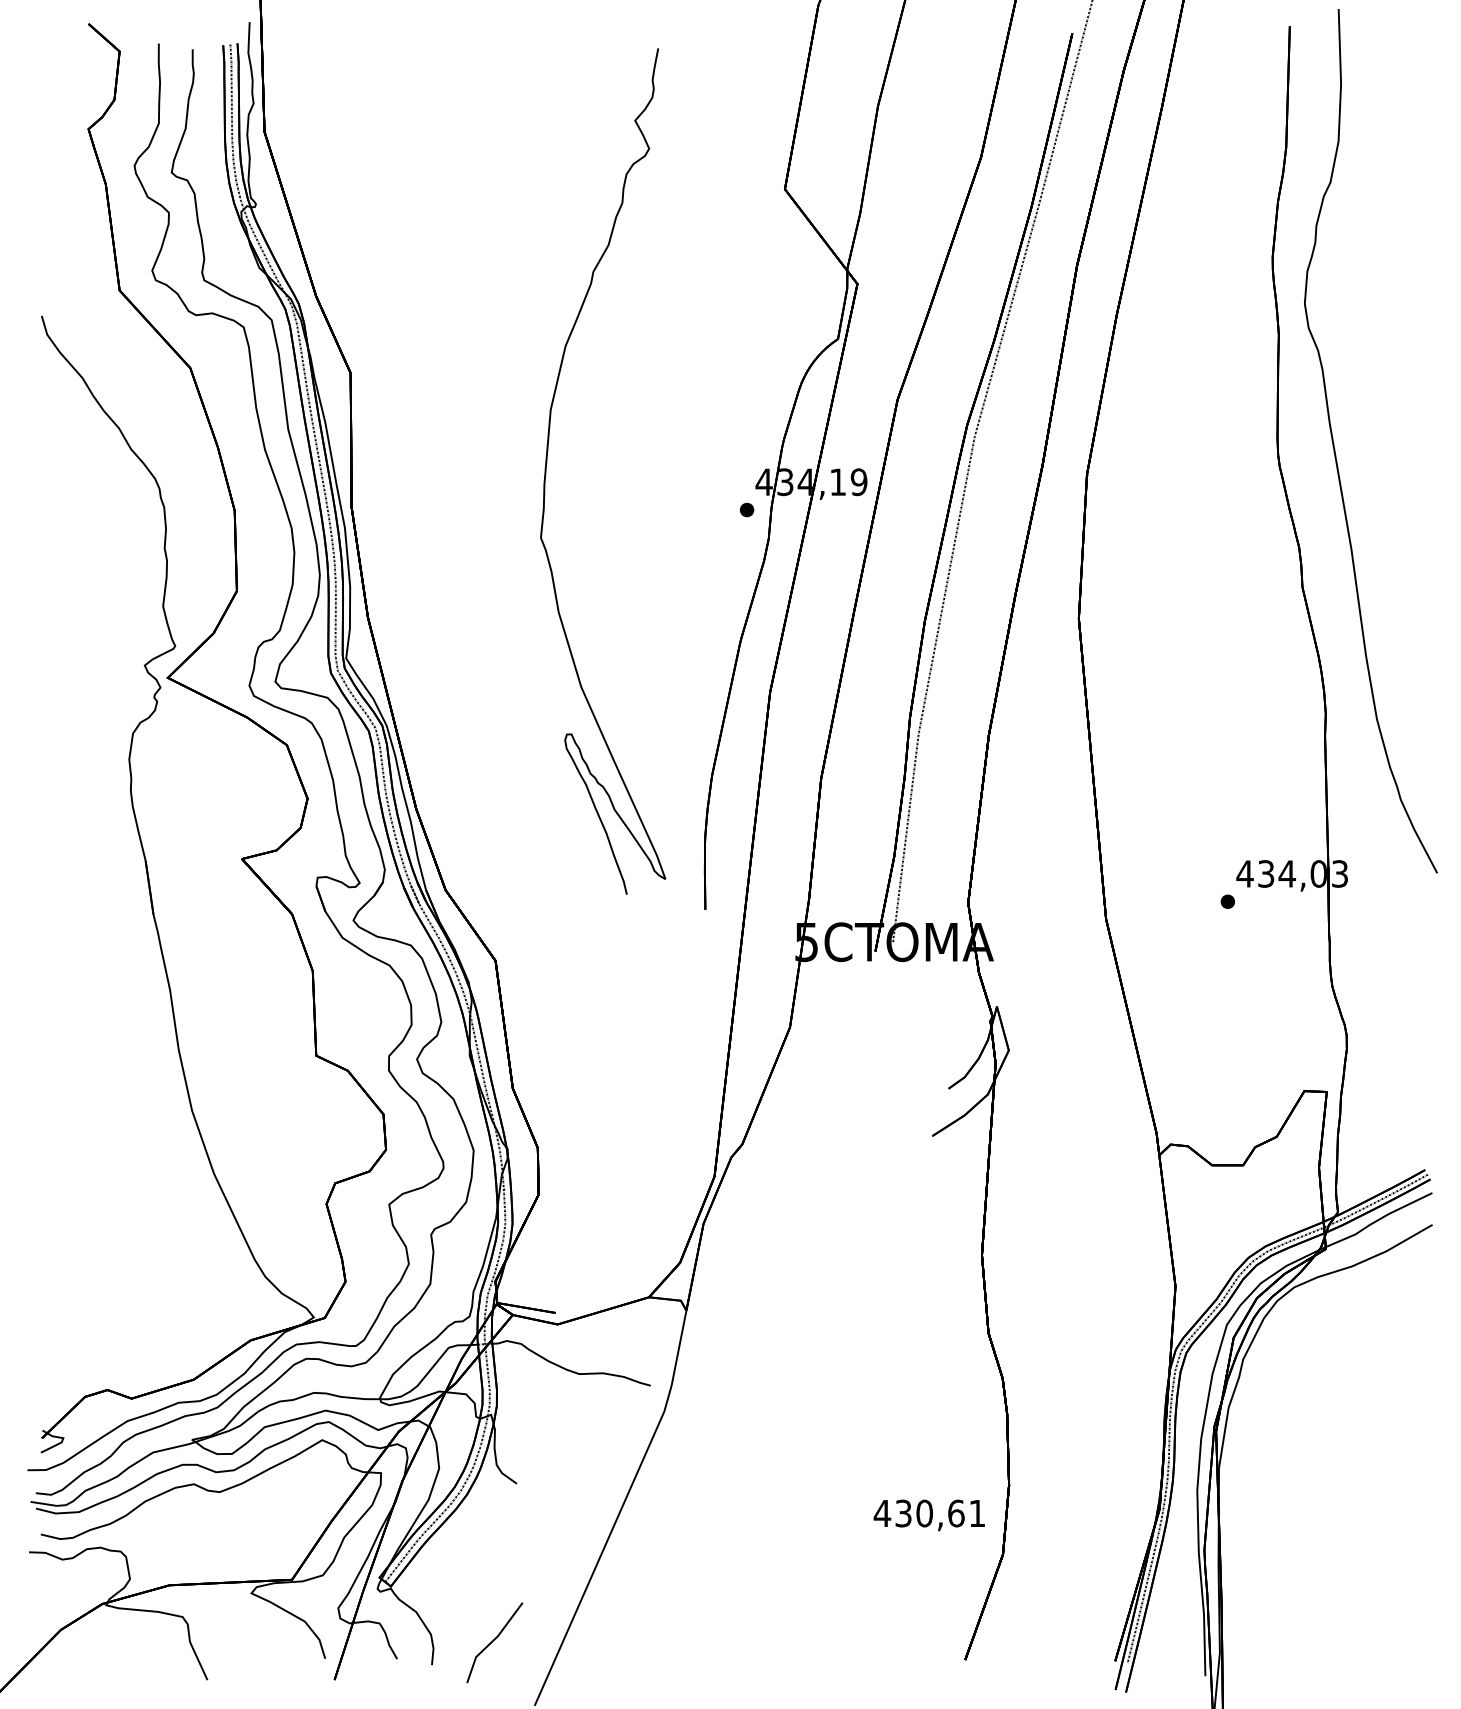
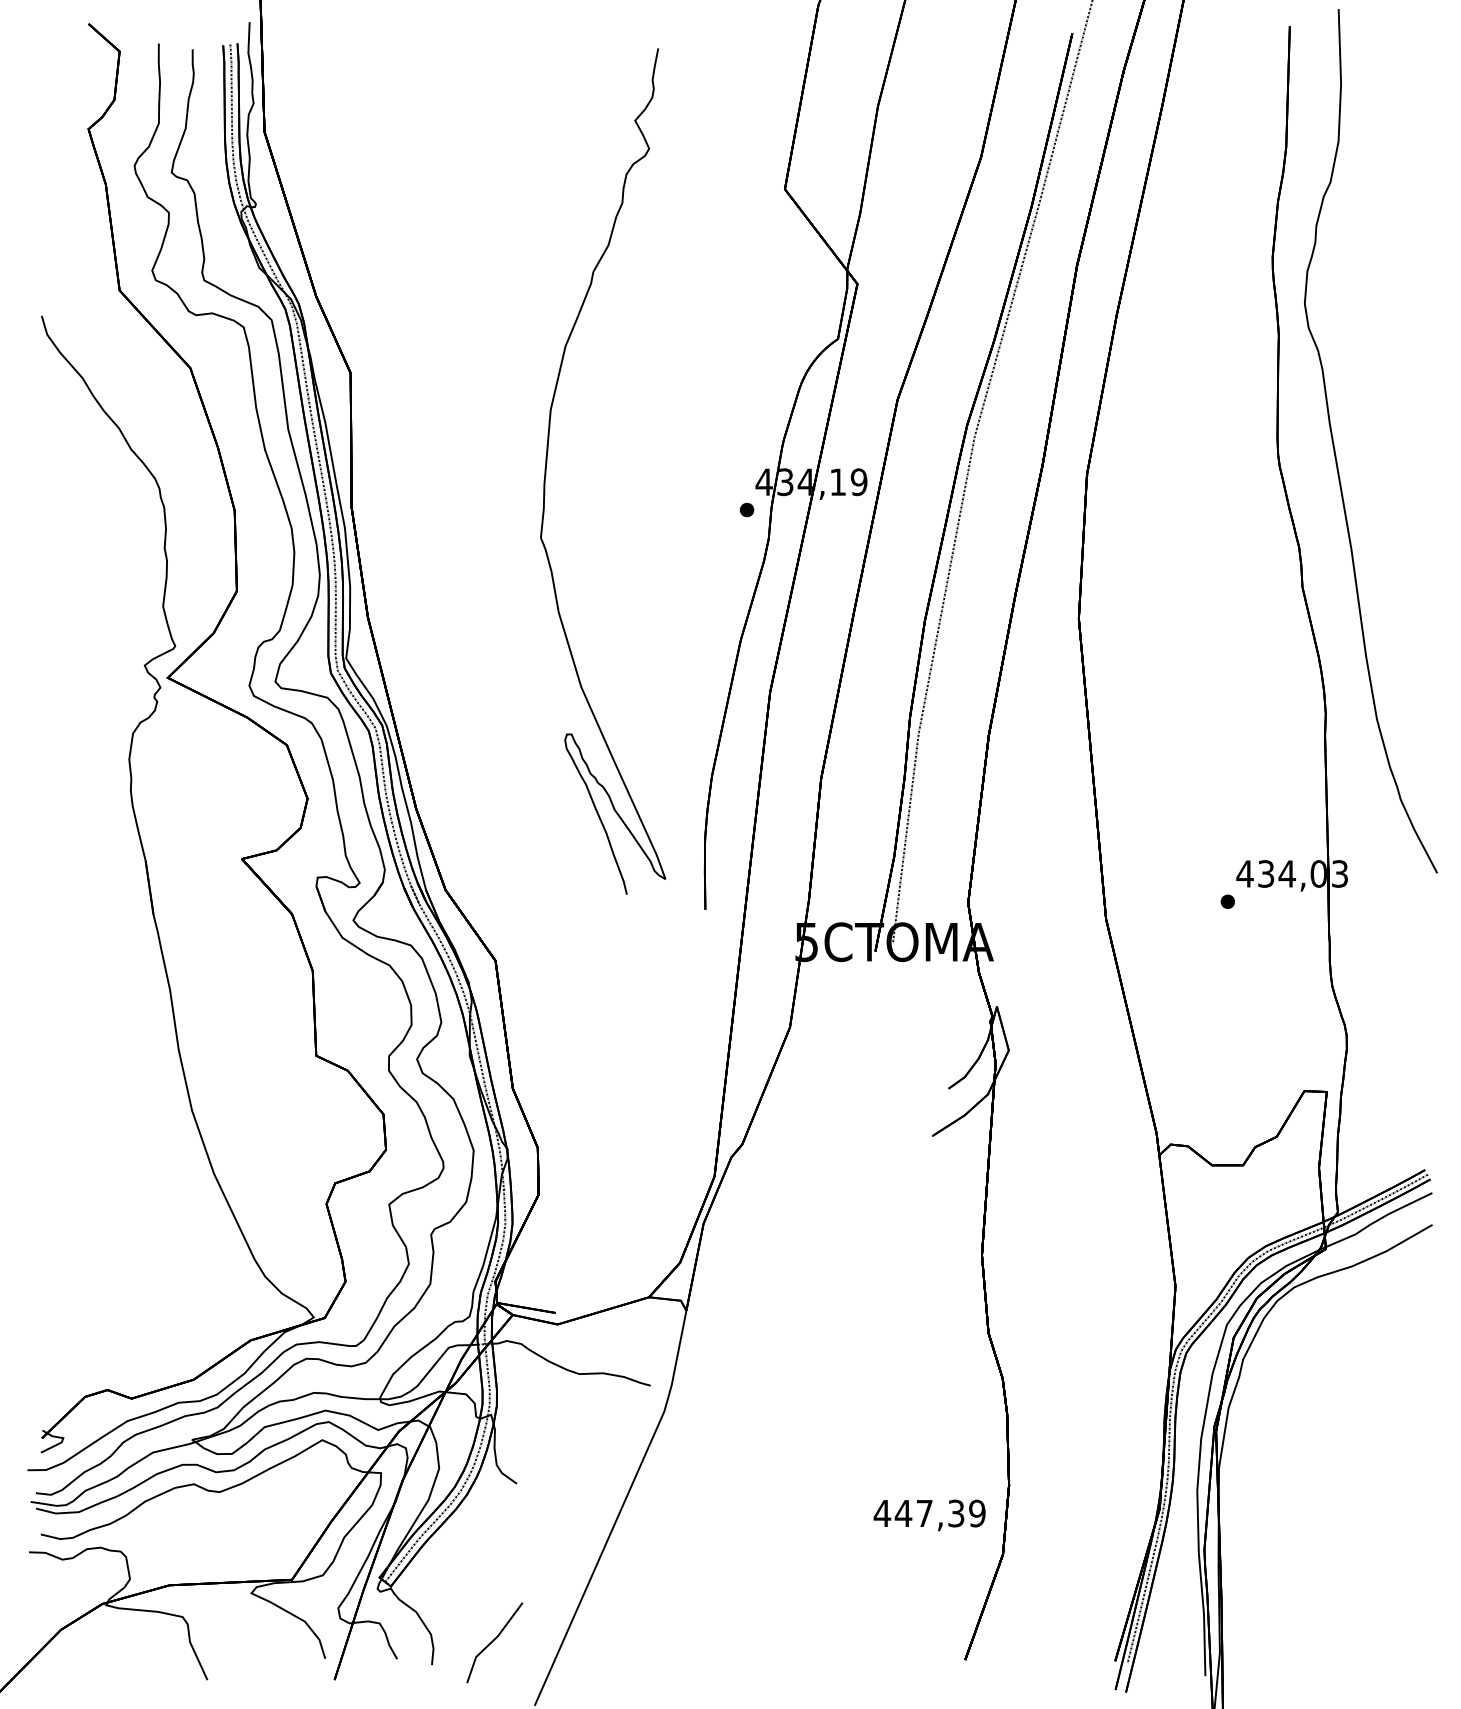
text: 430,61 -> 447,39 (939, 1513)
